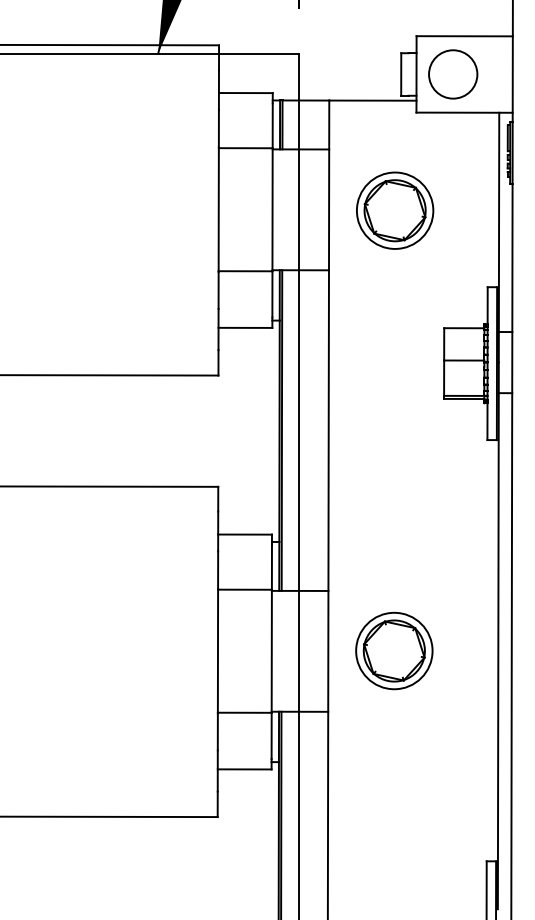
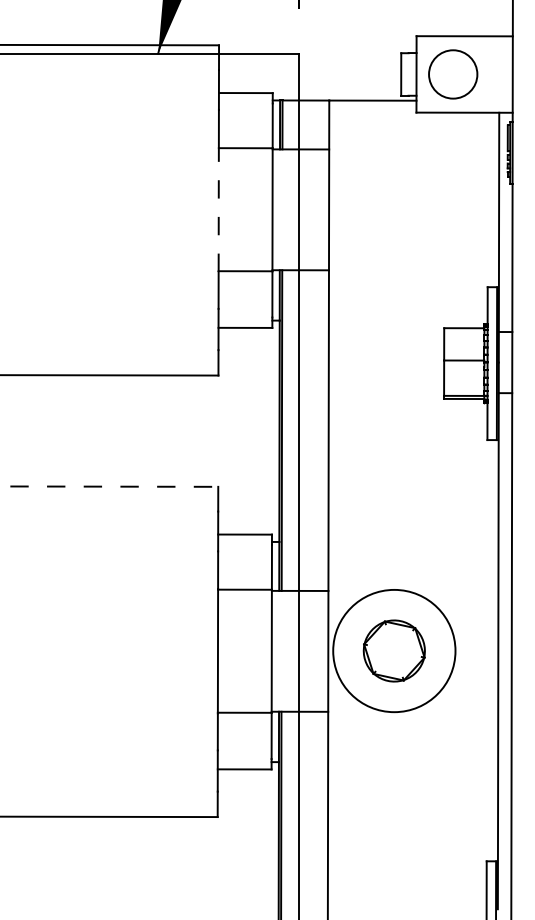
line: solid -> dashed (218, 209)
part: present -> none (395, 210)
line: solid -> dashed (109, 486)
circle diameter: 76 px -> 122 px (394, 650)
